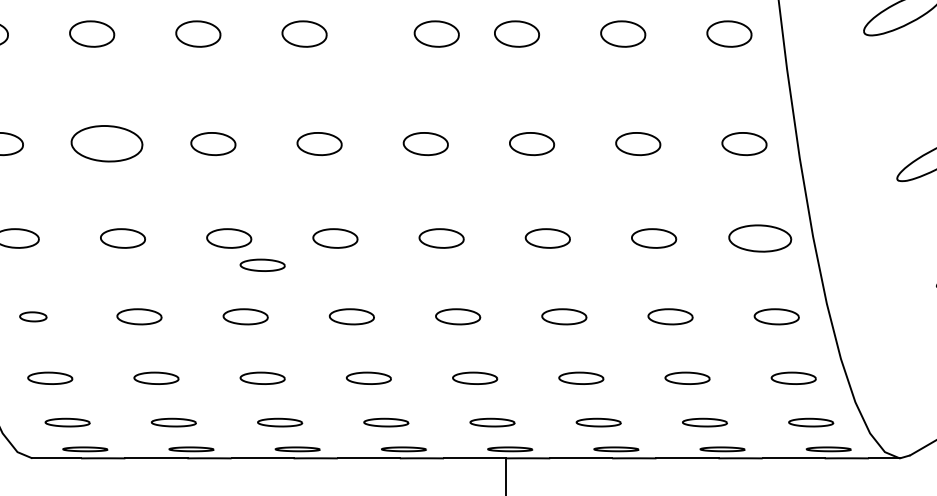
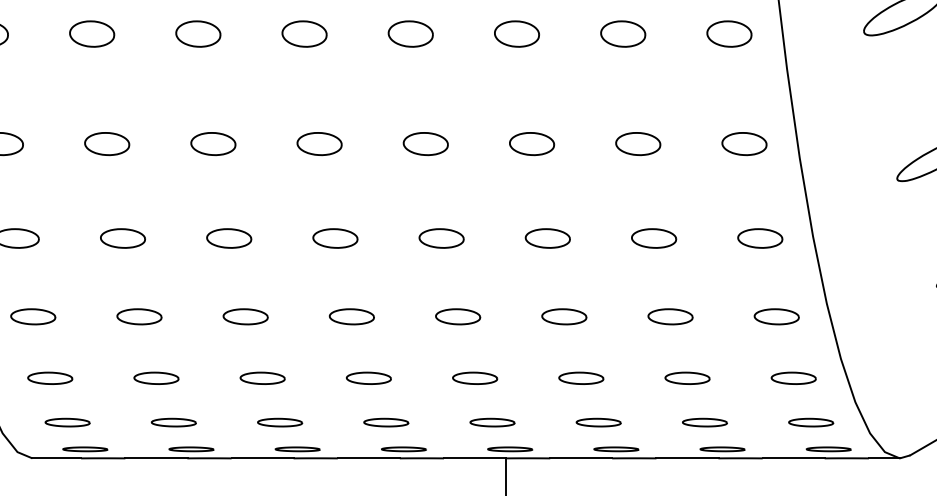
part position: (436, 33) -> (410, 33) (410, 33)
part size: 74x38 px -> 47x25 px (107, 144)
part size: 65x29 px -> 47x21 px (760, 238)
part: present -> none (262, 264)
part size: 29x12 px -> 47x18 px (33, 316)
